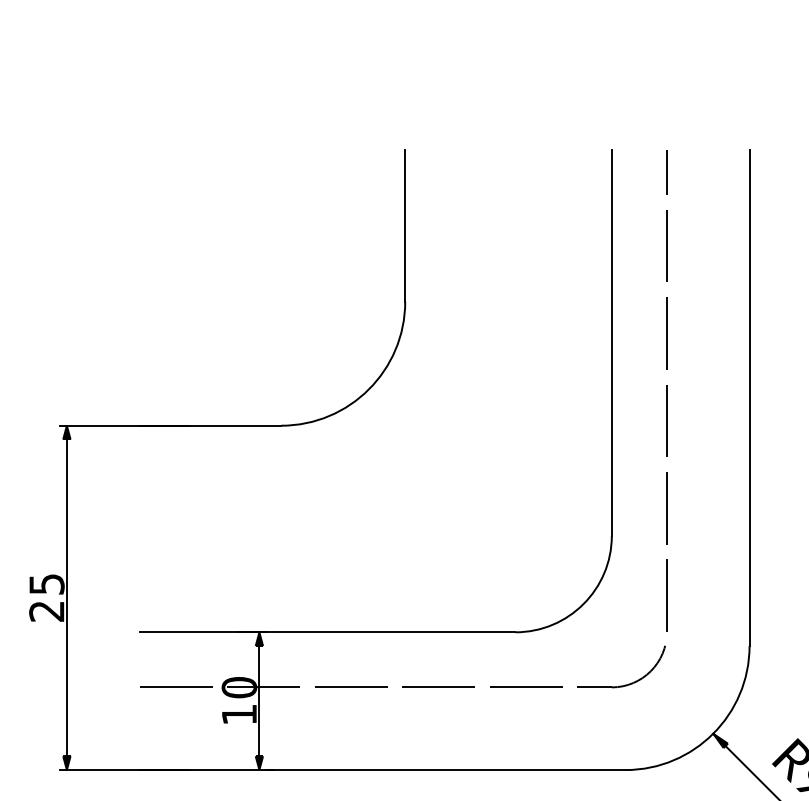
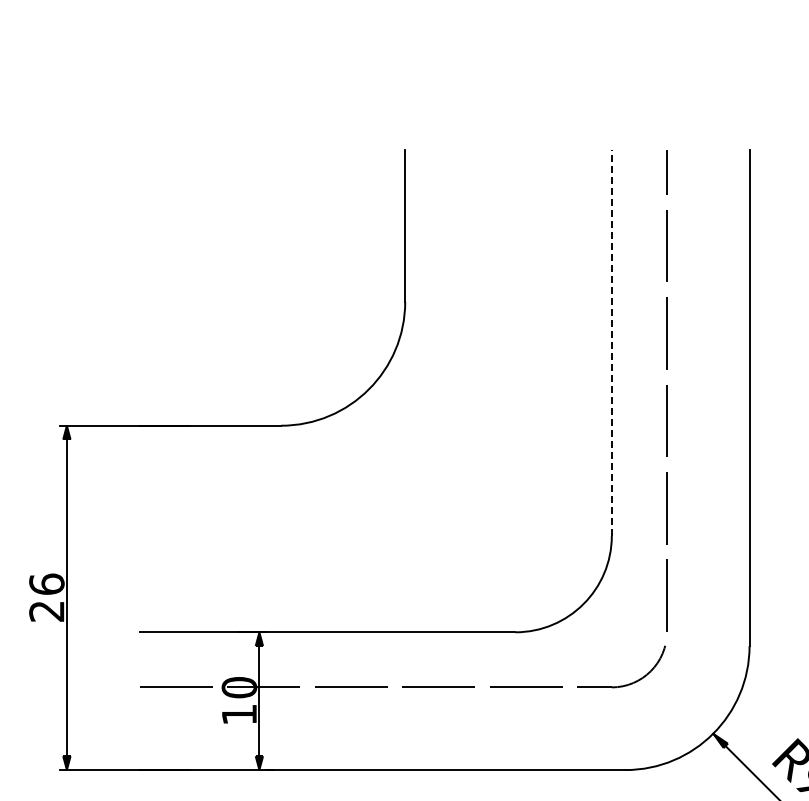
line: solid -> dashed (611, 342)
text: 25 -> 26 (46, 583)
